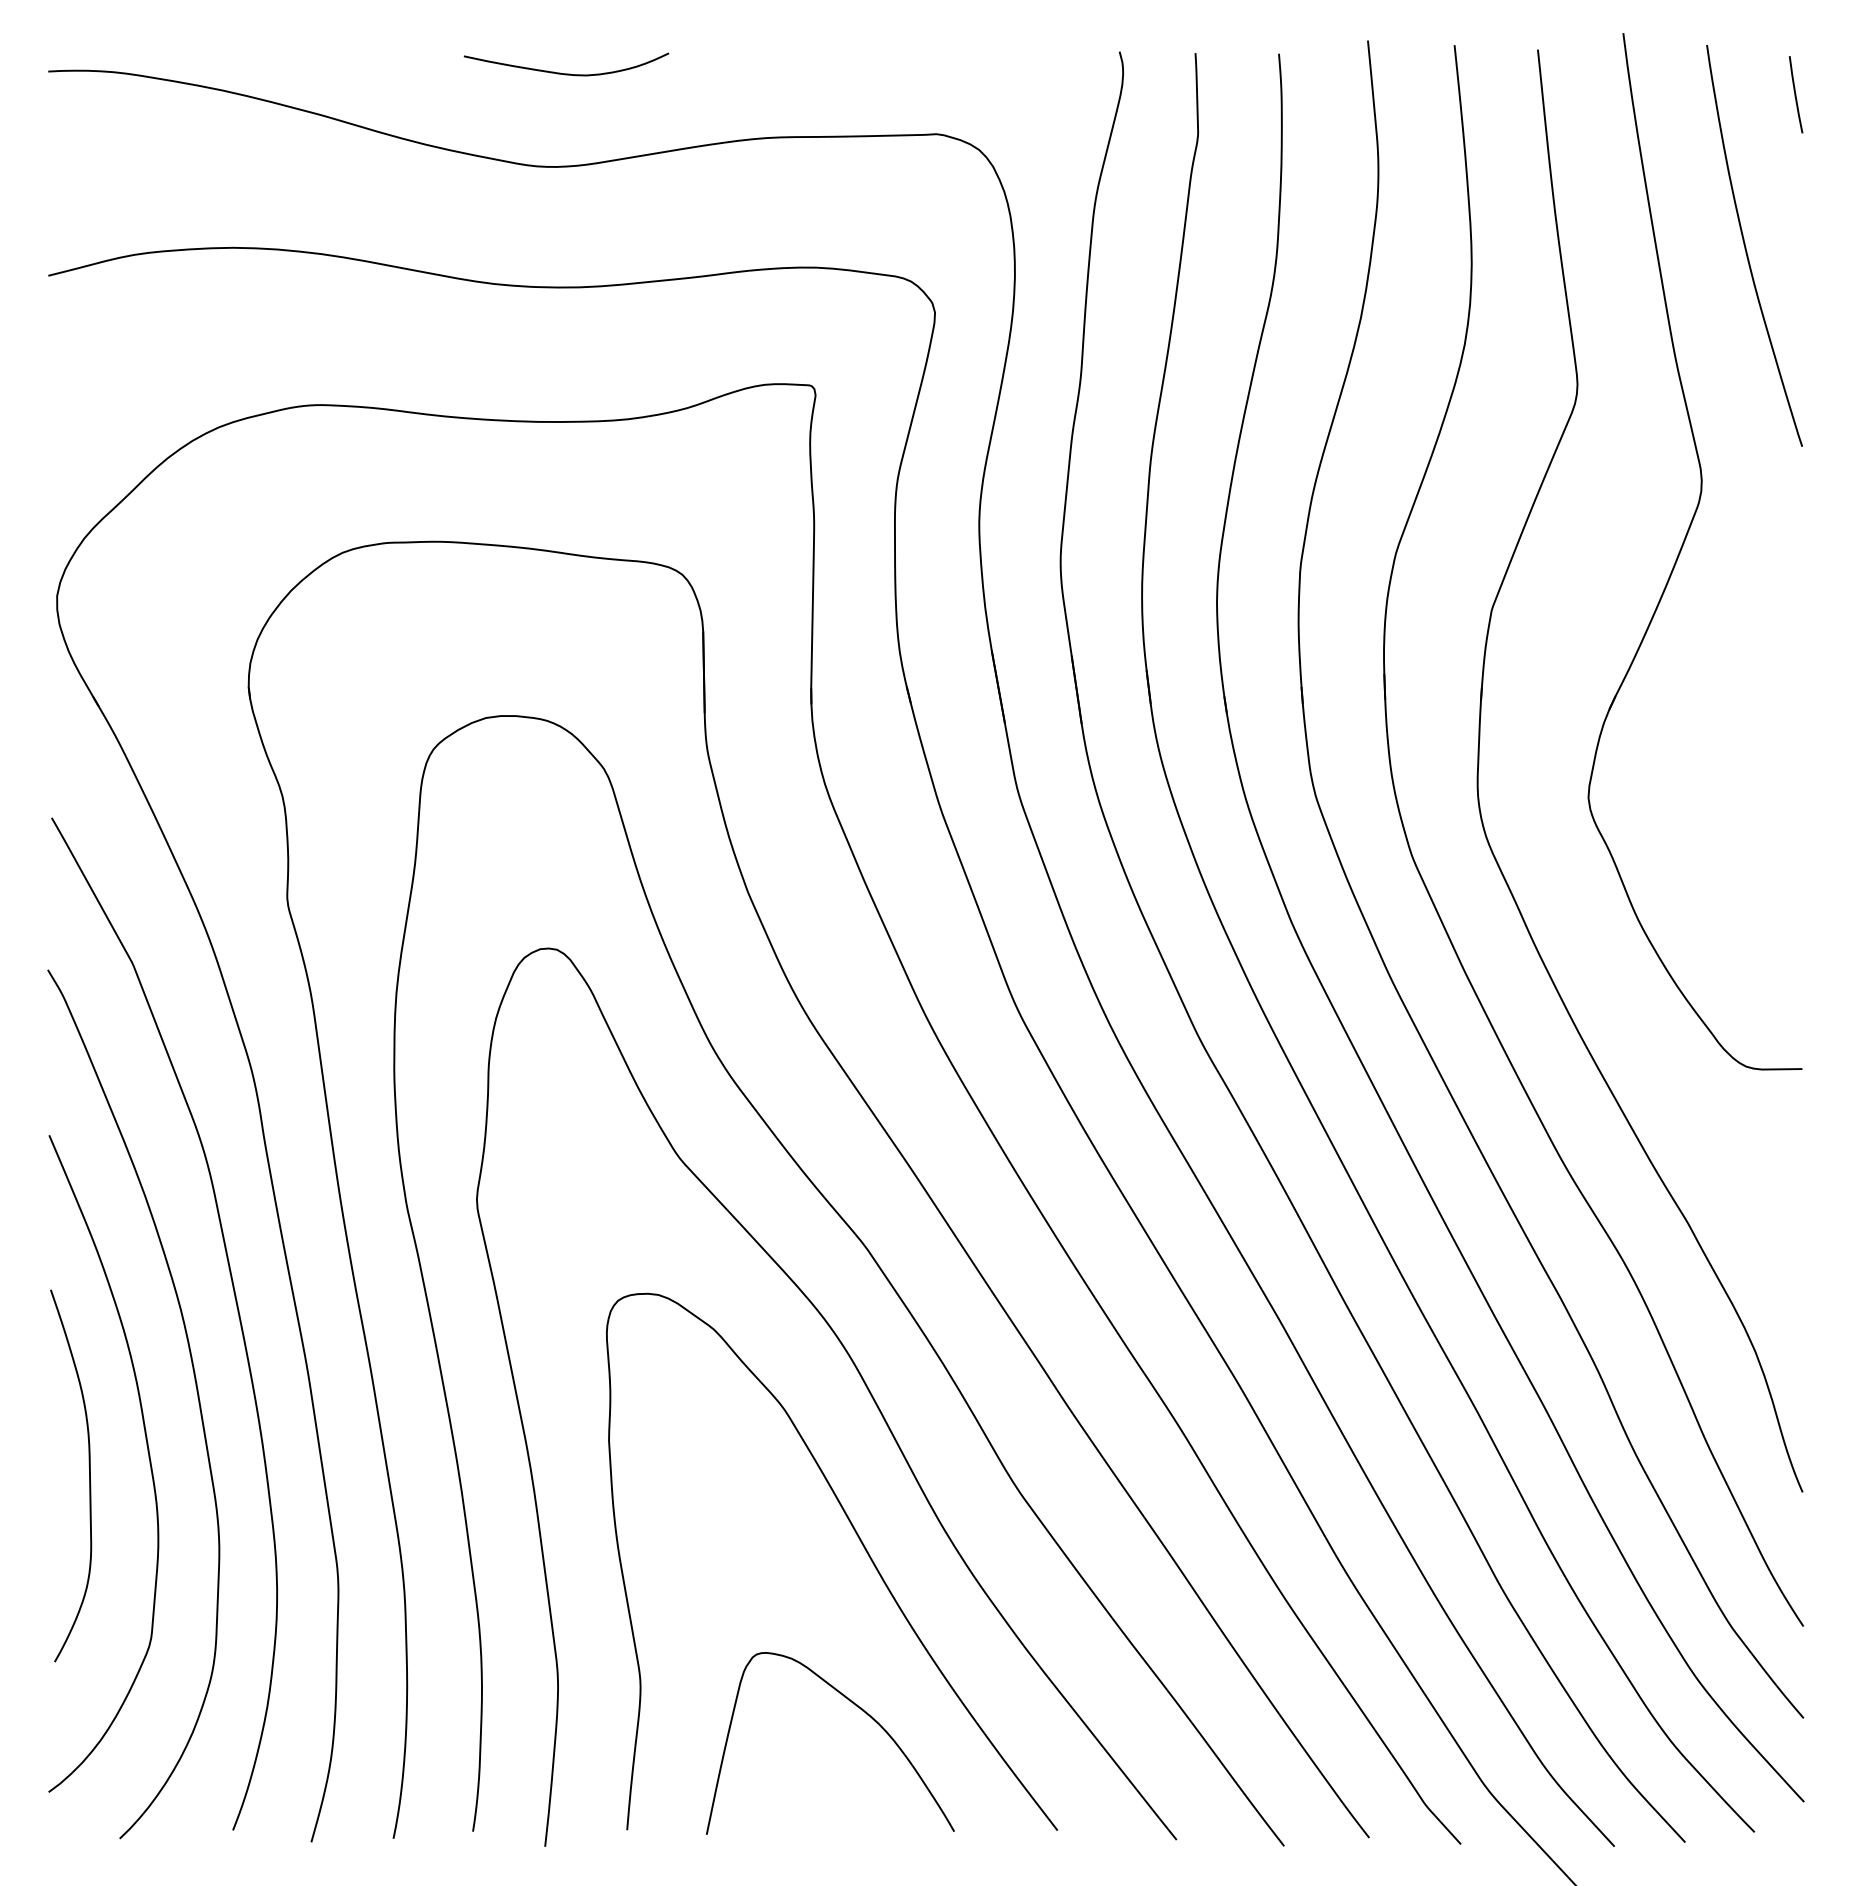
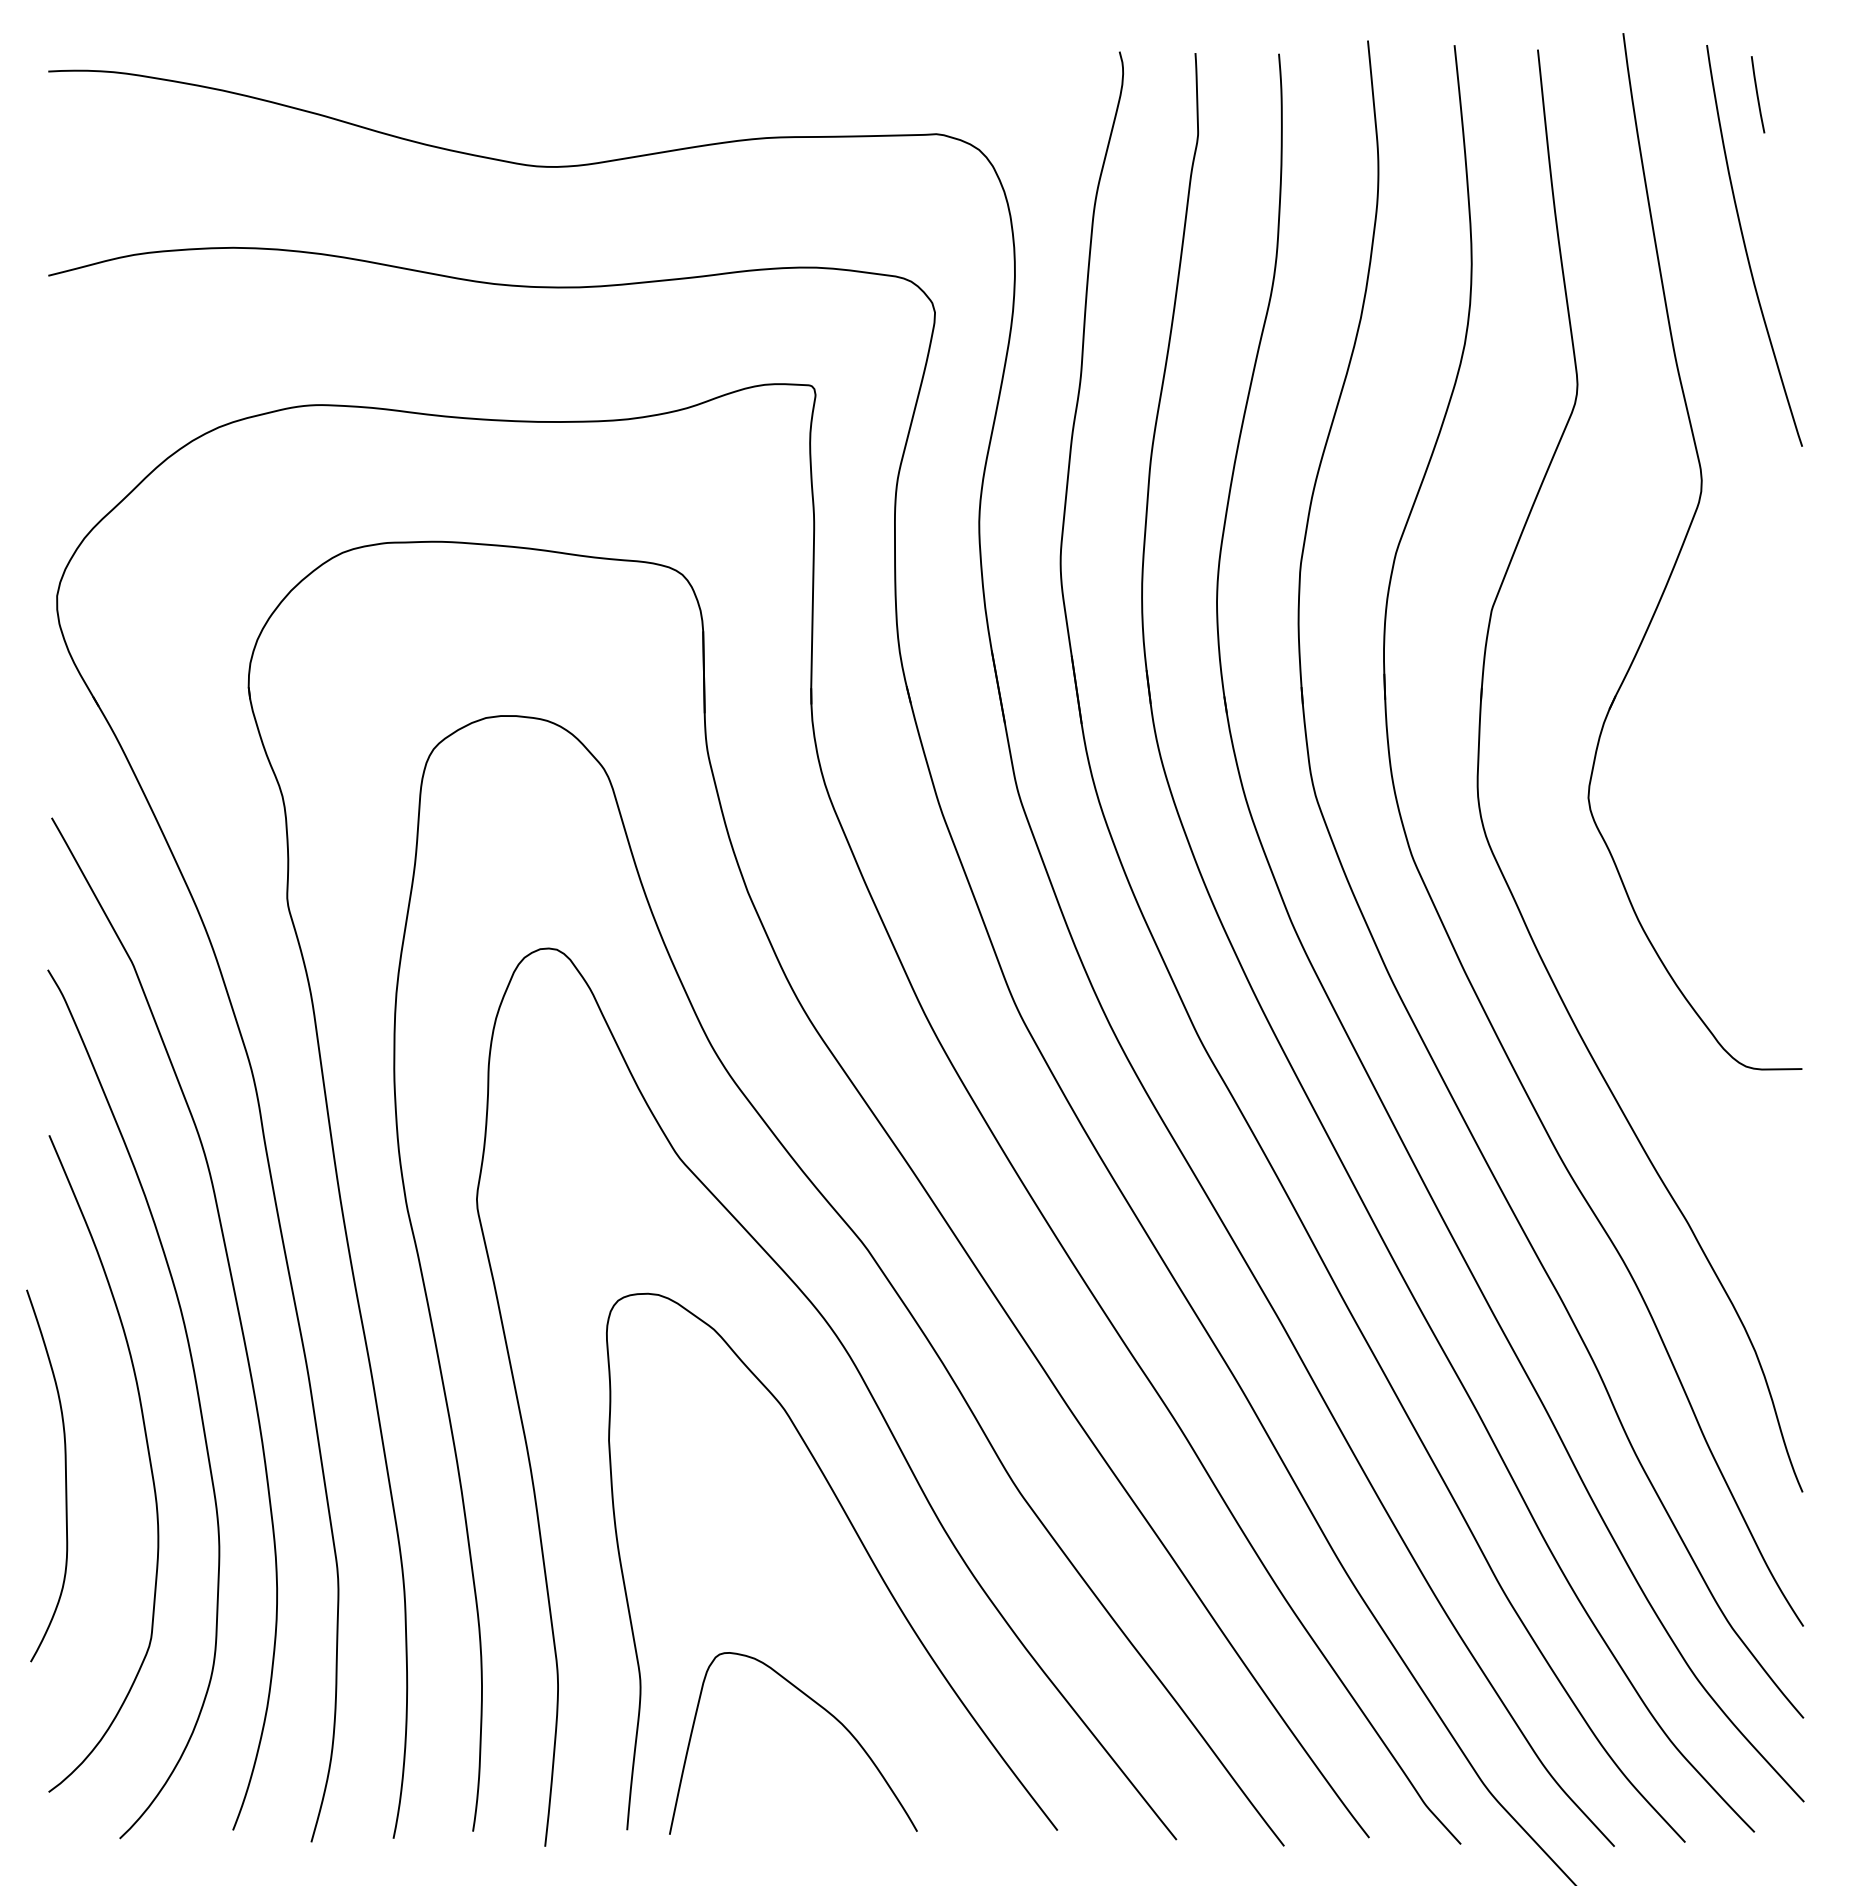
curve: present -> none (566, 73)
line position: (1795, 94) -> (1757, 94) (1757, 94)
curve position: (89, 1475) -> (65, 1475) (65, 1475)
curve position: (857, 1707) -> (820, 1707) (820, 1707)
